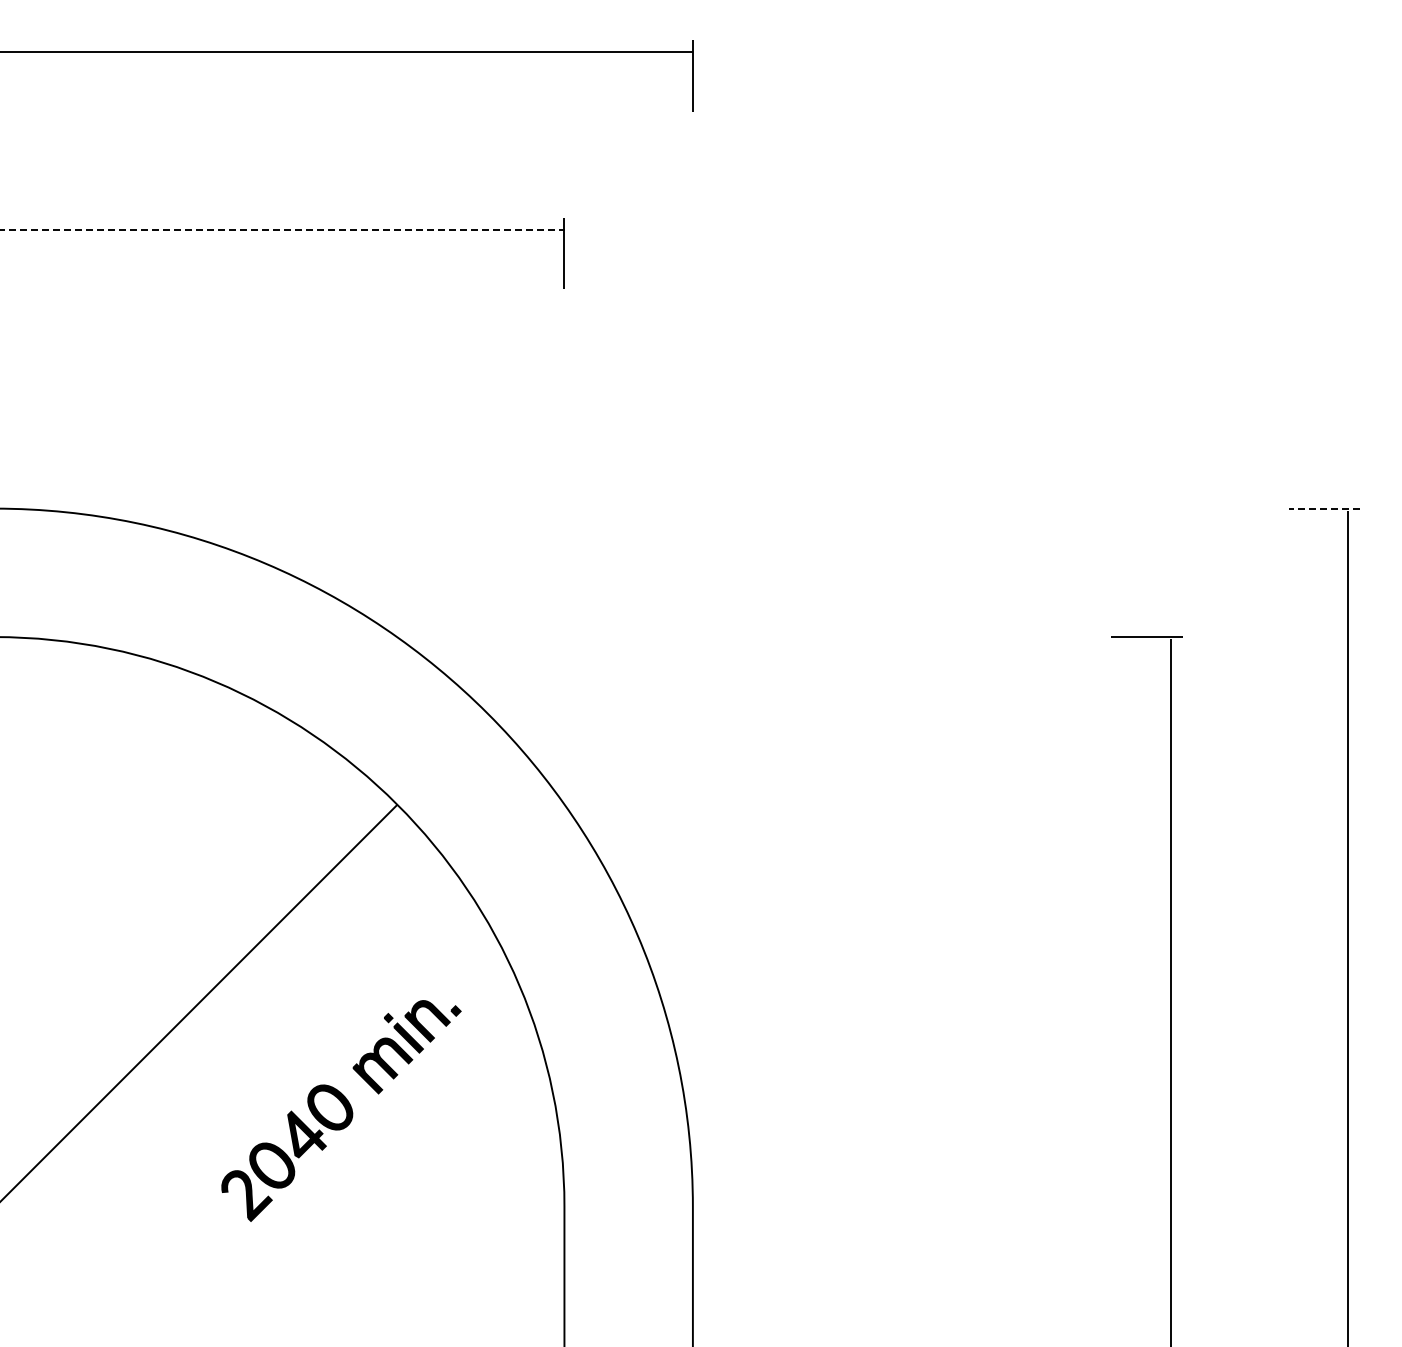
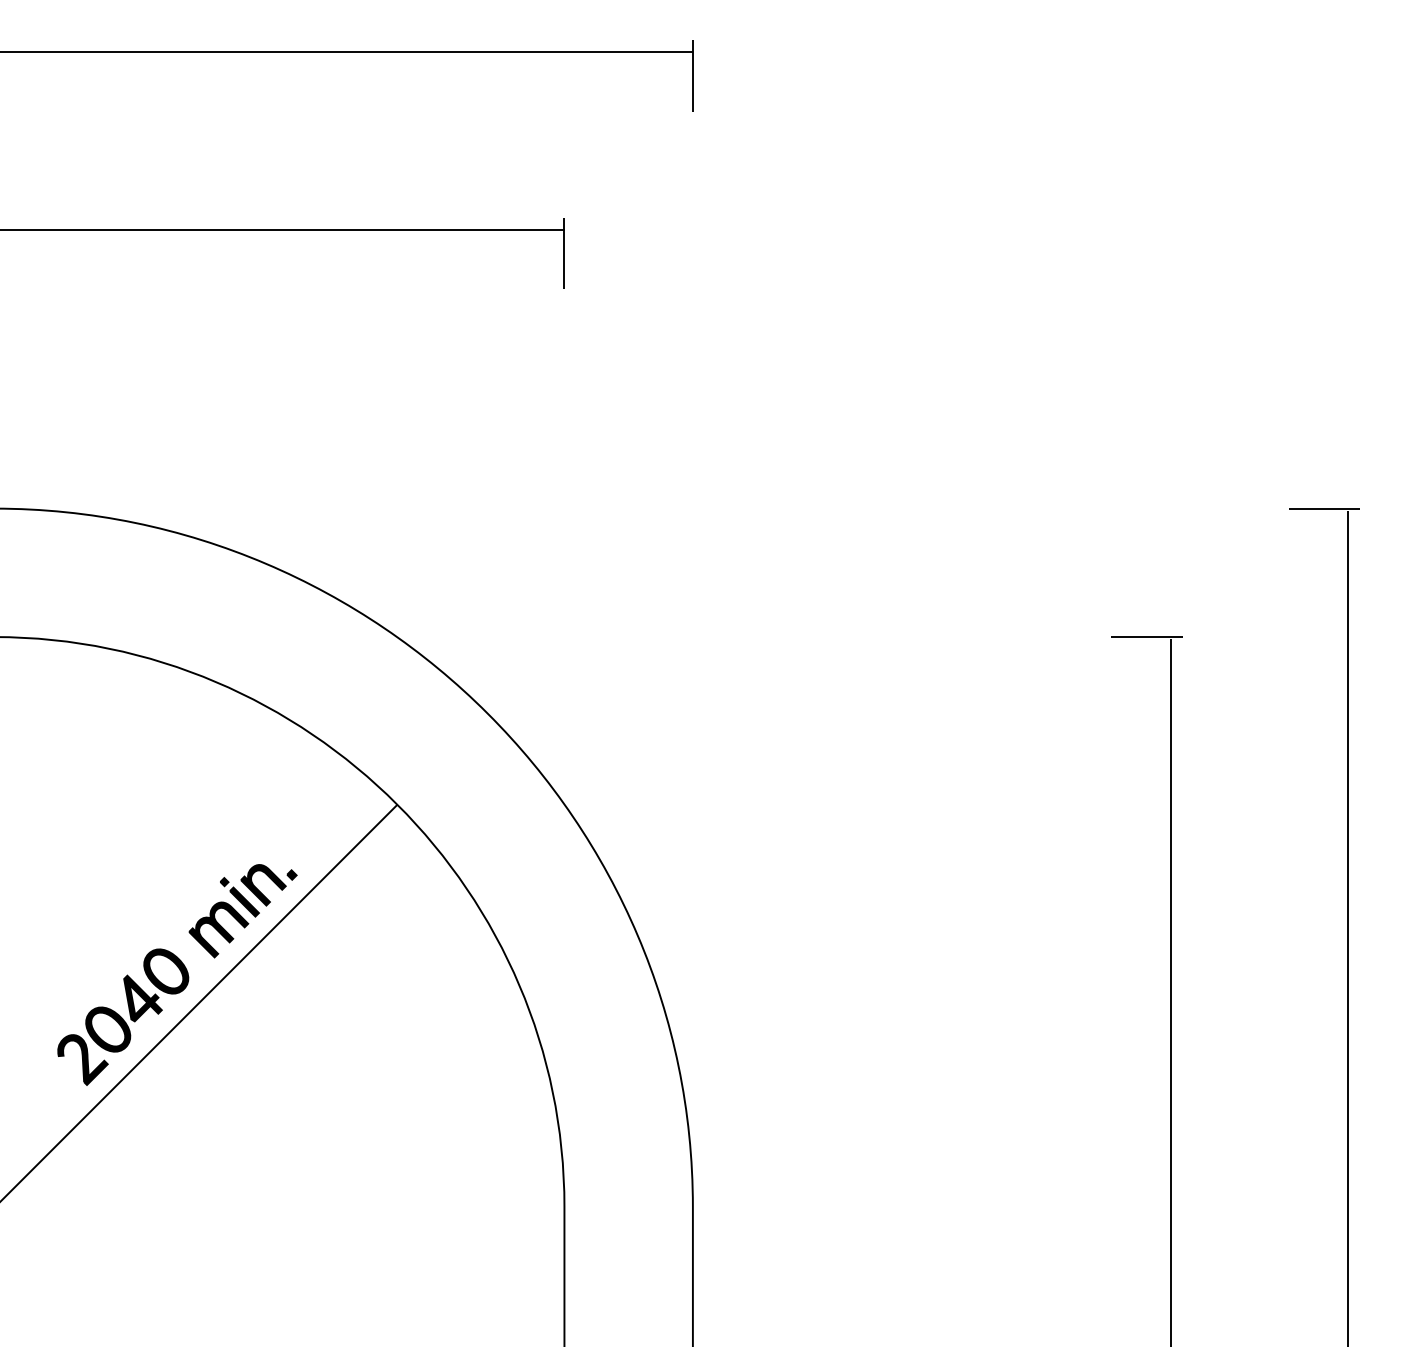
line: dashed -> solid (283, 229)
line: dashed -> solid (1324, 508)
part position: (341, 1110) -> (177, 974) (177, 974)
